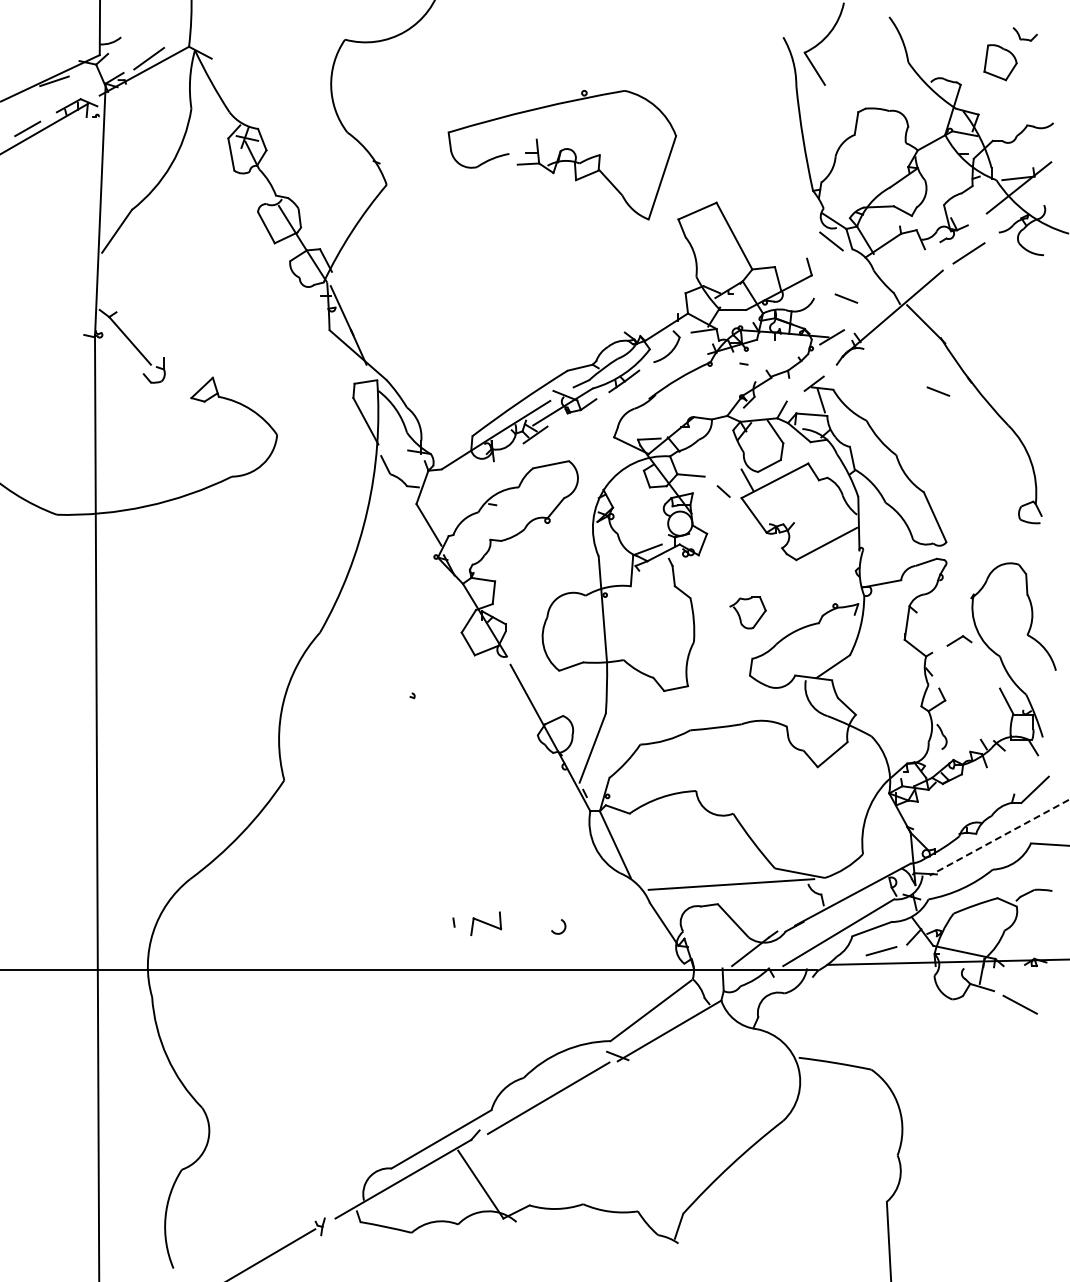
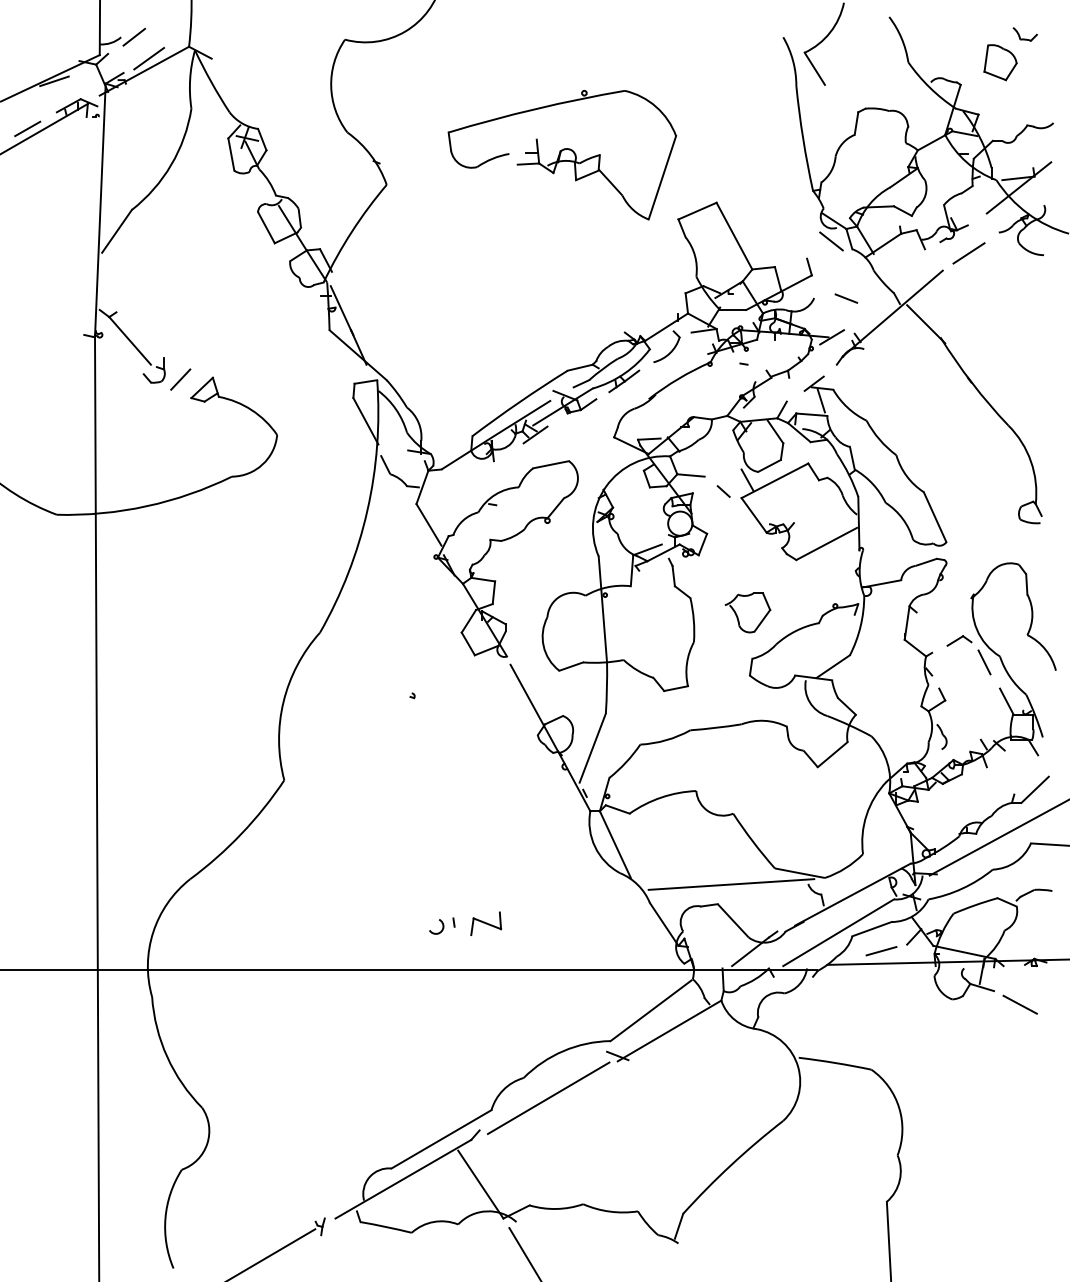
line: none -> present (134, 36)
line: none -> present (180, 379)
line: present -> none (938, 391)
part size: 38x34 px -> 48x42 px (747, 612)
line: none -> present (984, 662)
line: dashed -> solid (999, 837)
arc position: (563, 923) -> (441, 923) (441, 923)
line: none -> present (524, 1253)
